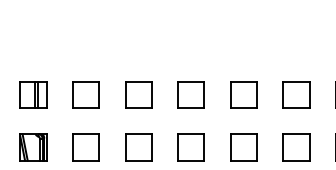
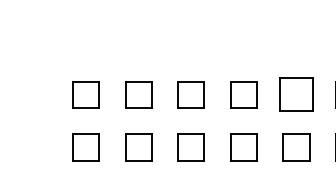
part: present -> none (33, 94)
part size: 29x28 px -> 35x35 px (296, 94)
part: present -> none (33, 147)
